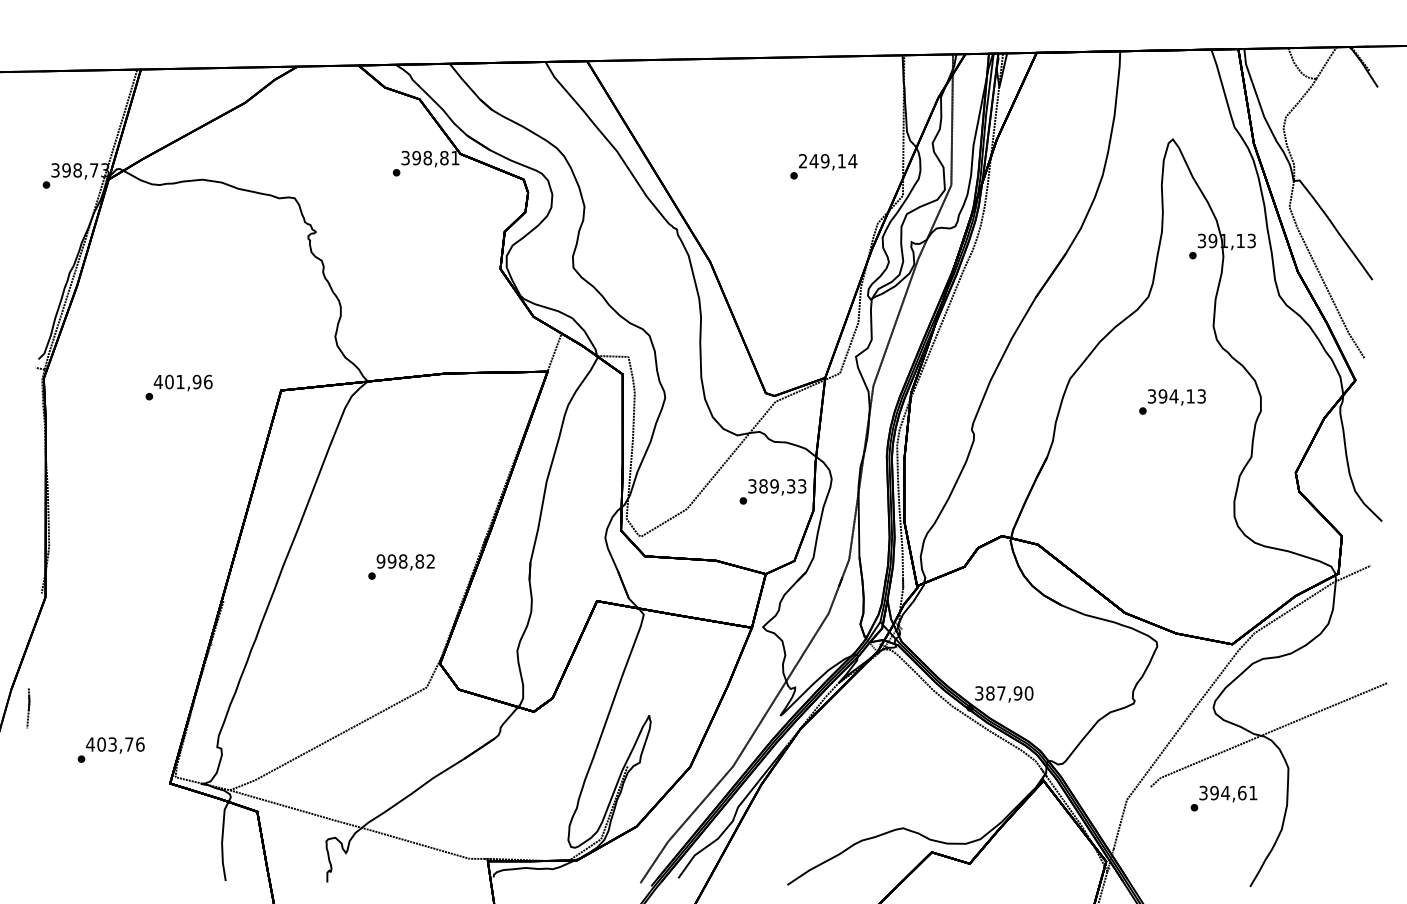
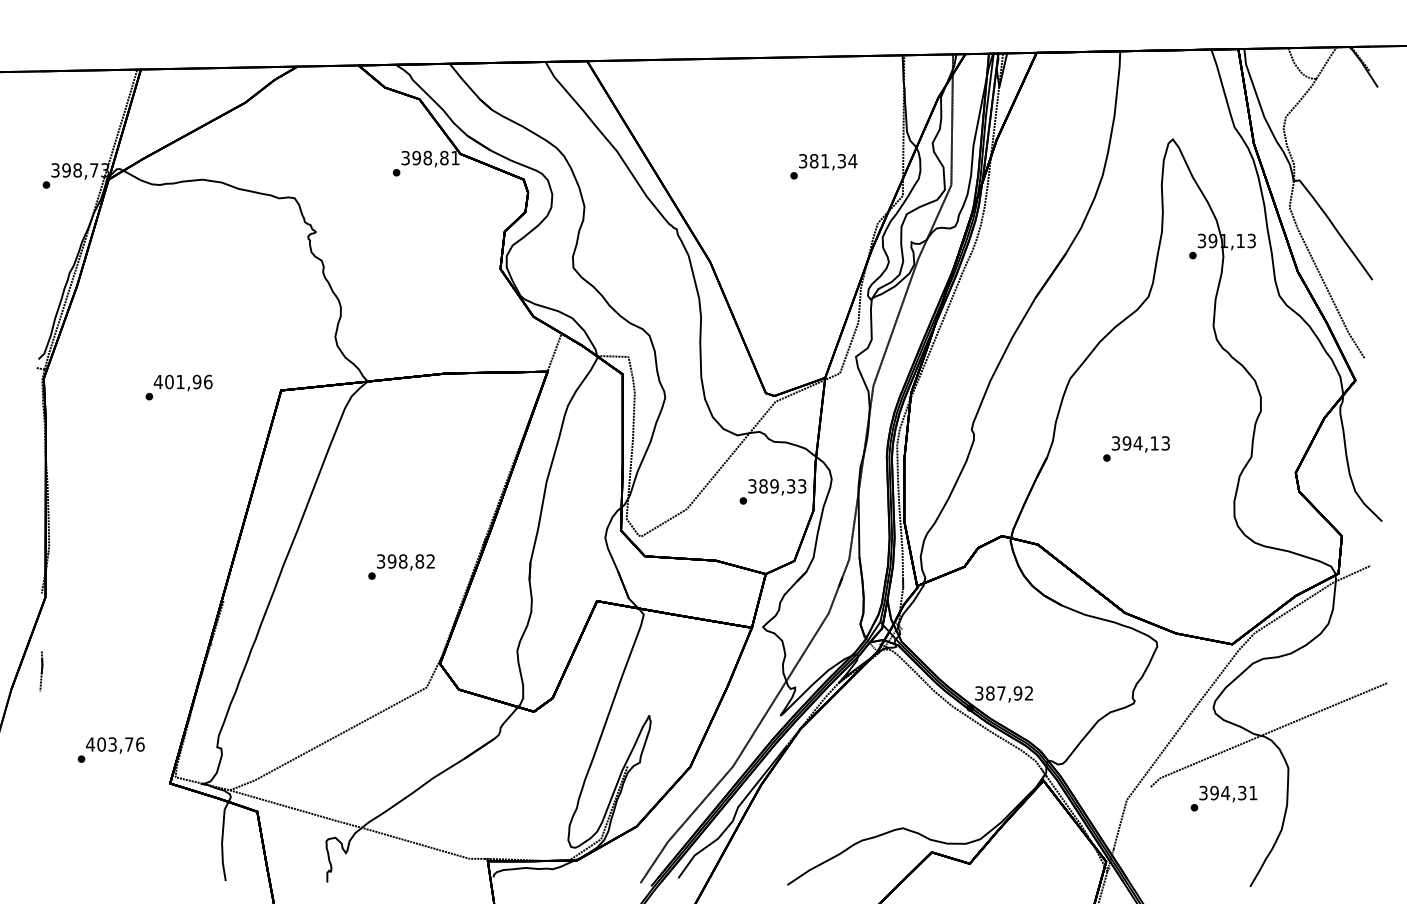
text: 249,14 -> 381,34 (822, 161)
text position: (1172, 401) -> (1136, 448) (1136, 448)
text: 998,82 -> 398,82 (380, 561)
text: 387,90 -> 387,92 (1028, 693)
line position: (28, 708) -> (41, 671) (41, 671)
text: 394,61 -> 394,31 (1242, 792)
